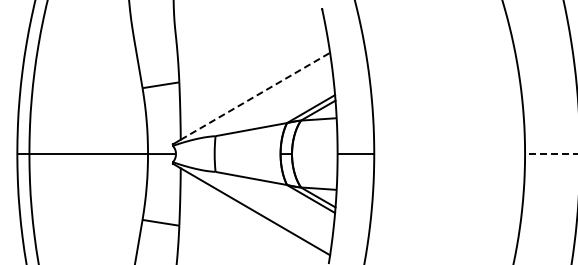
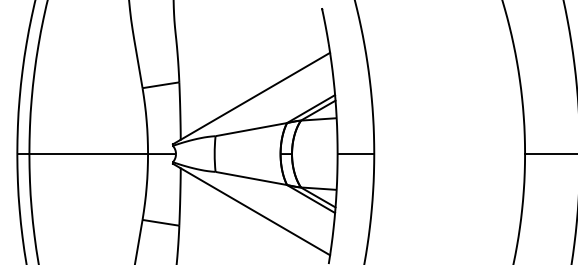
line: dashed -> solid (255, 96)
line: dashed -> solid (551, 154)
